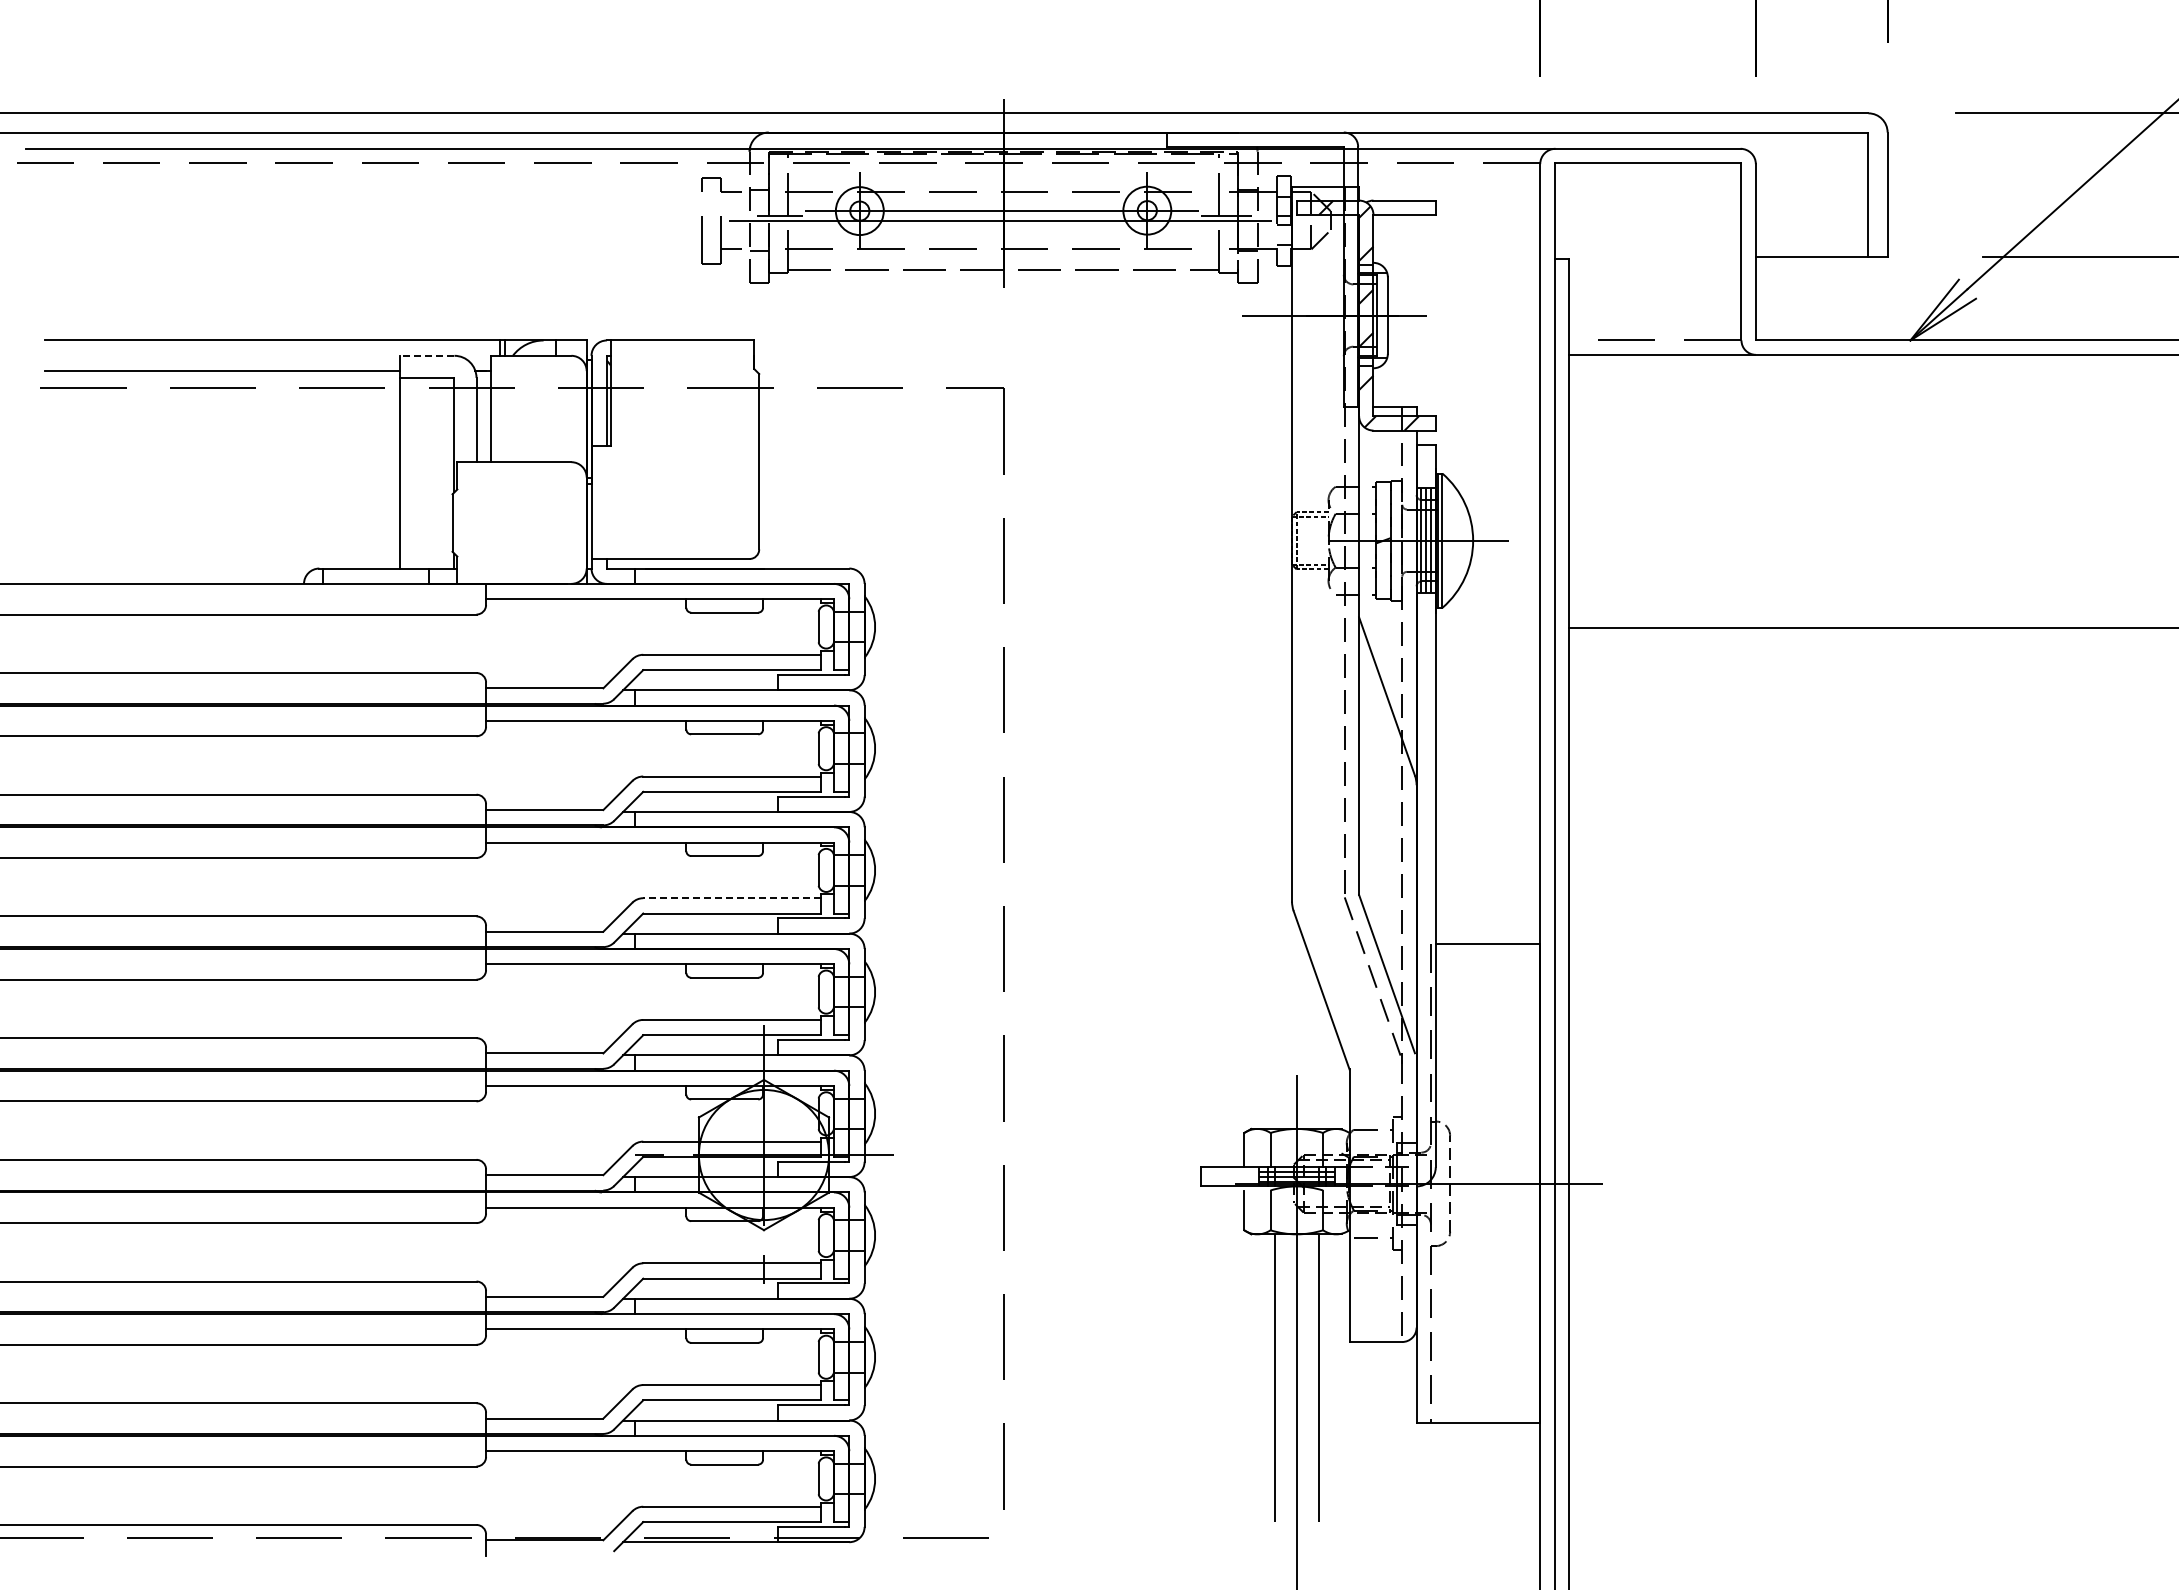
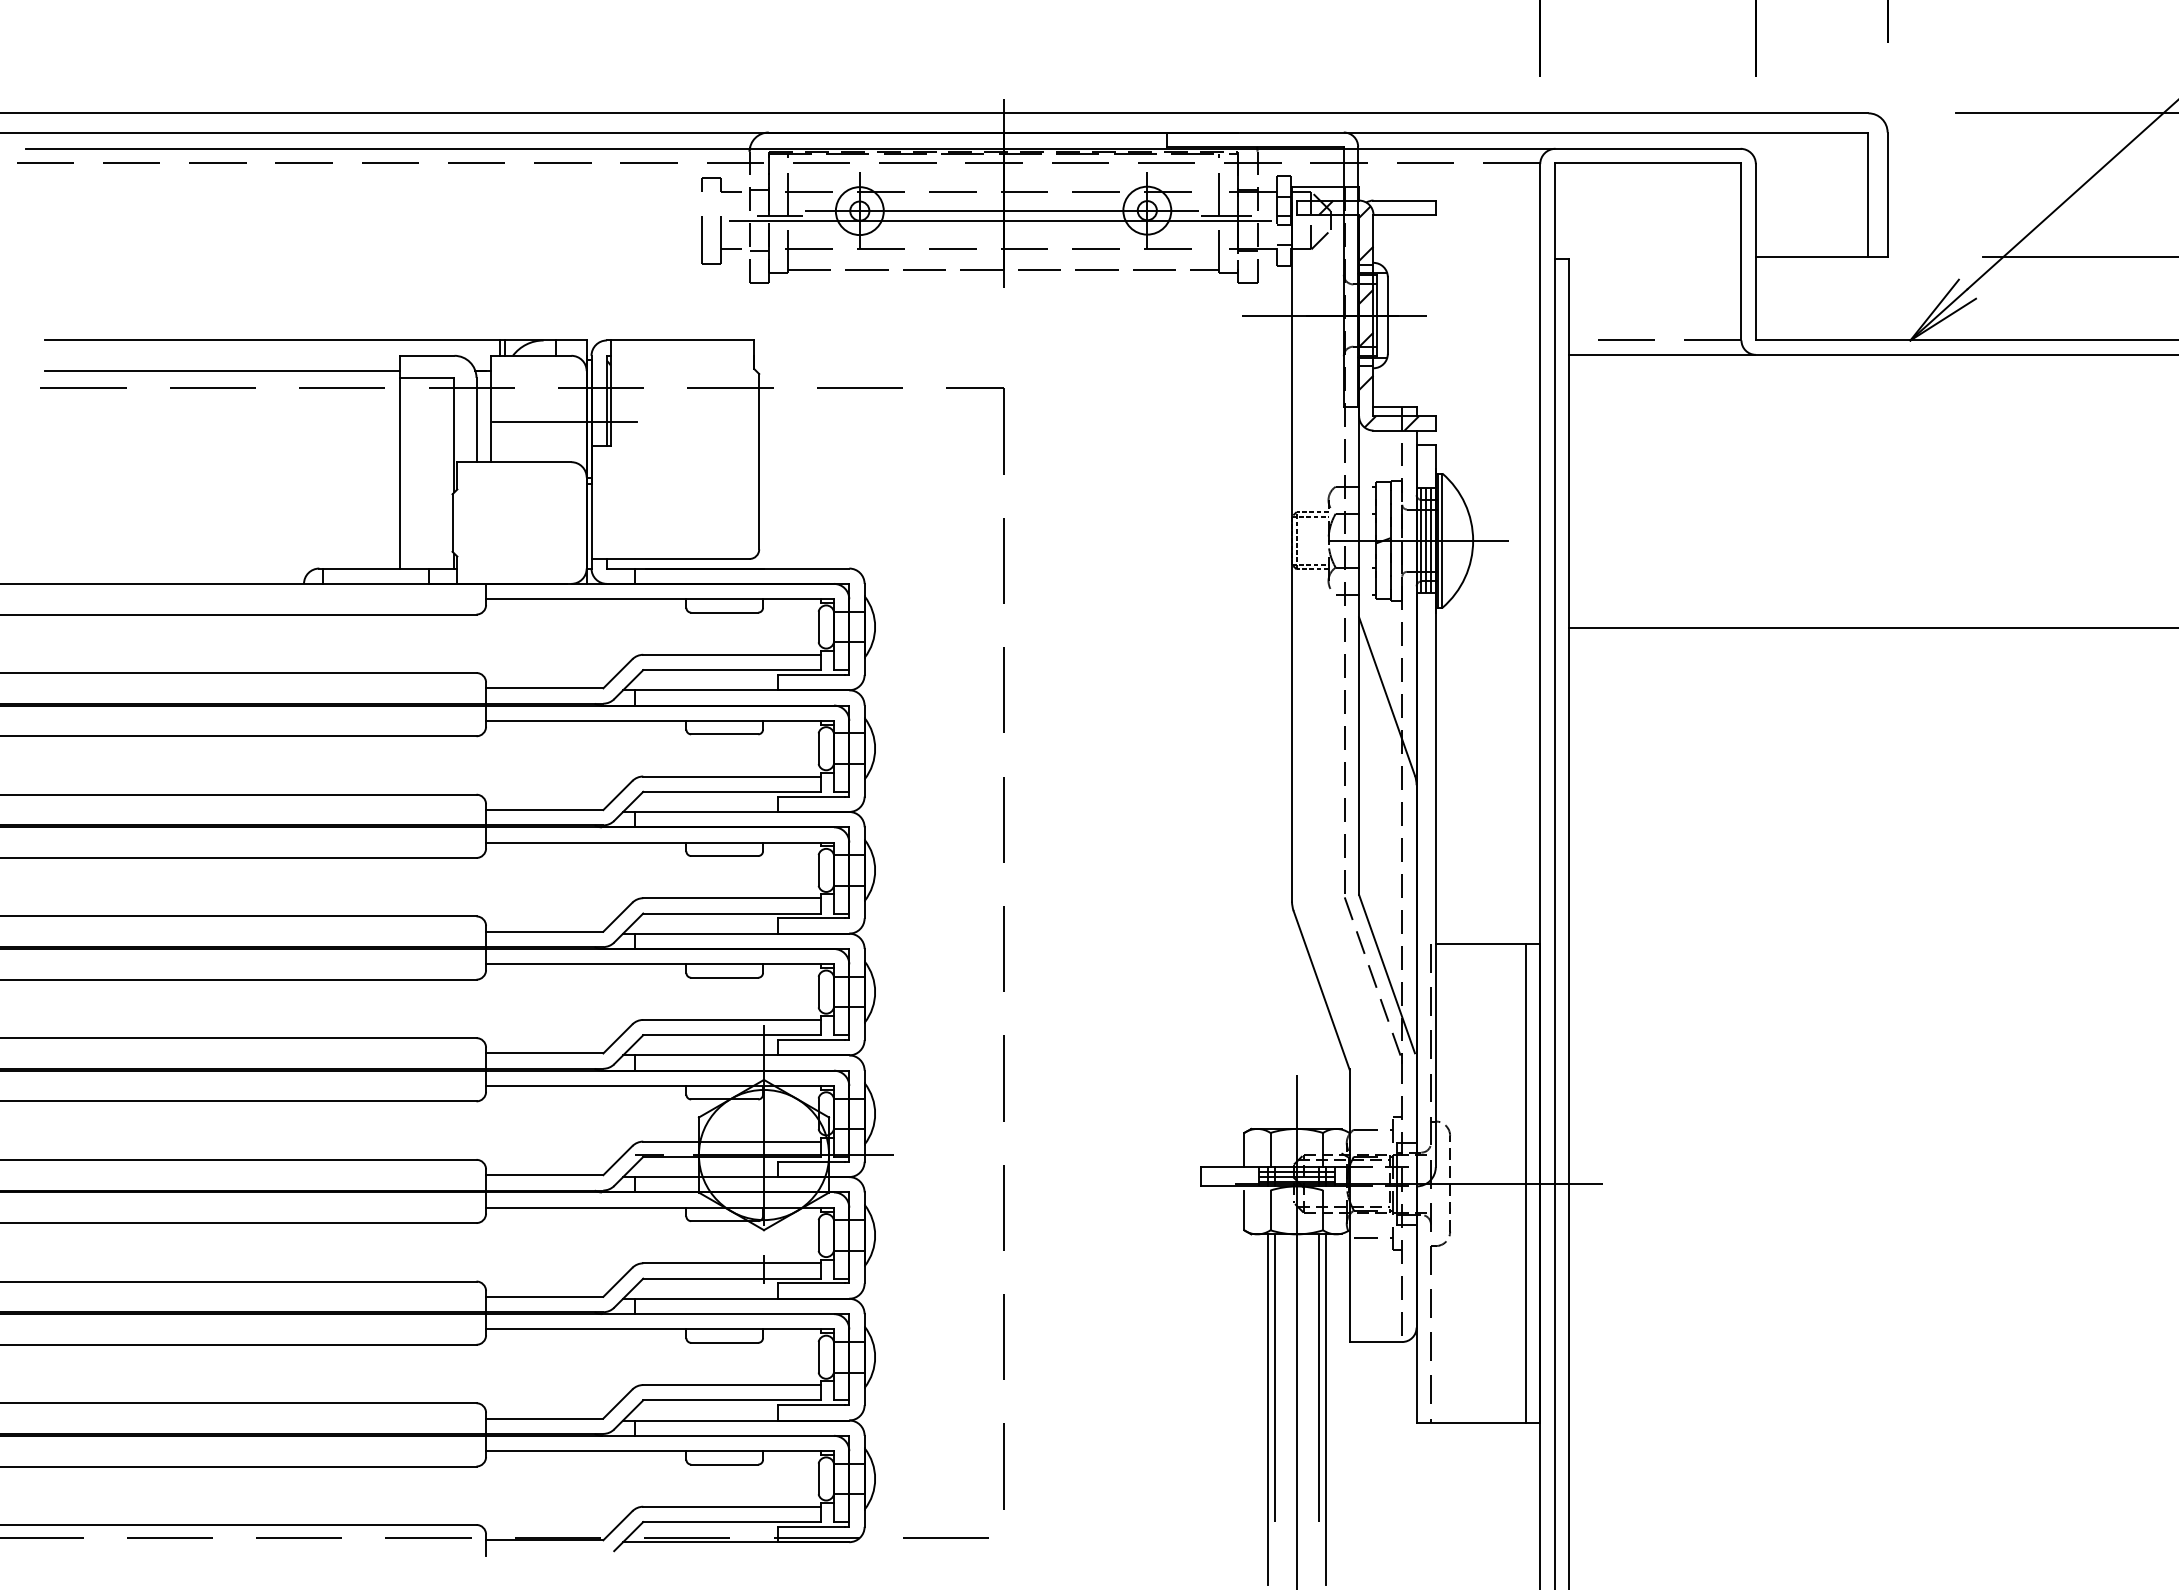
line: dashed -> solid (426, 355)
line: none -> present (564, 421)
line: dashed -> solid (731, 898)
line: none -> present (1525, 1183)
line: none -> present (1268, 1409)
line: none -> present (1325, 1409)
